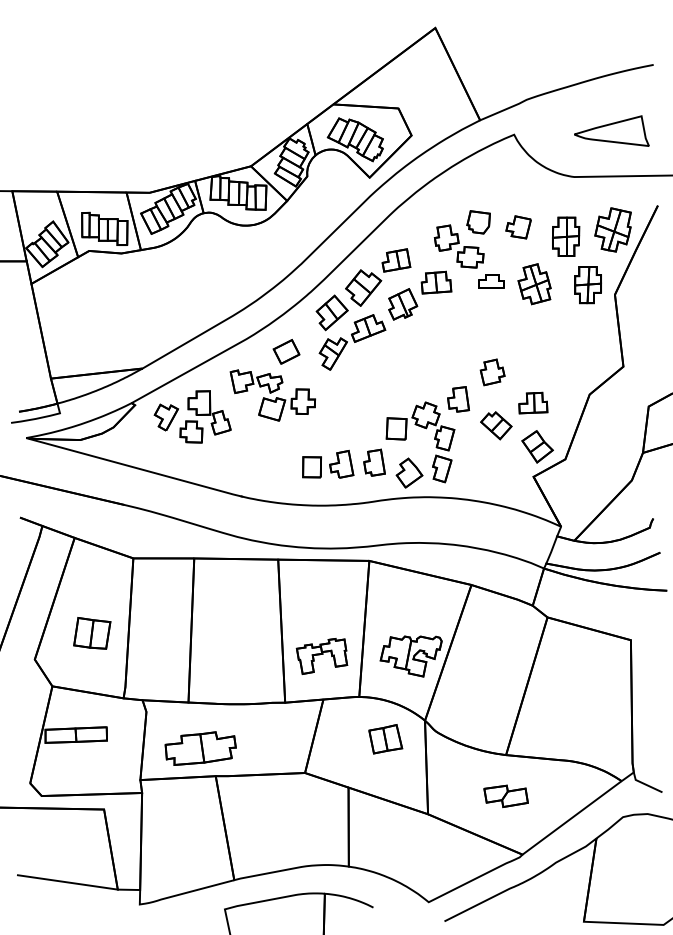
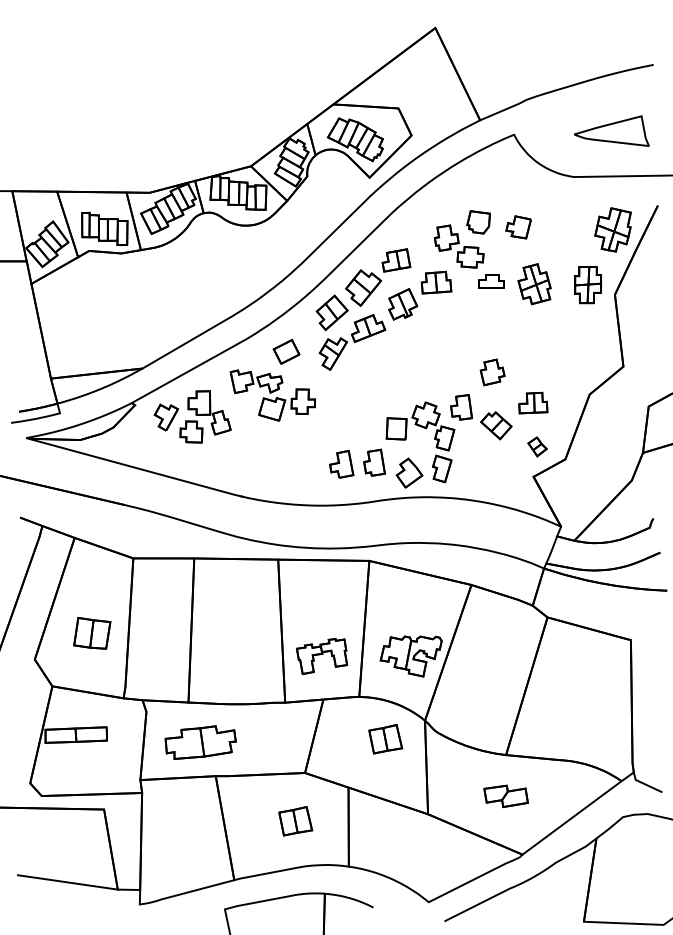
part: present -> none (566, 236)
part position: (458, 399) -> (461, 407) (461, 407)
part size: 33x34 px -> 21x22 px (537, 446)
part: present -> none (311, 467)
part position: (200, 748) -> (200, 742) (200, 742)
part: none -> present (295, 821)
